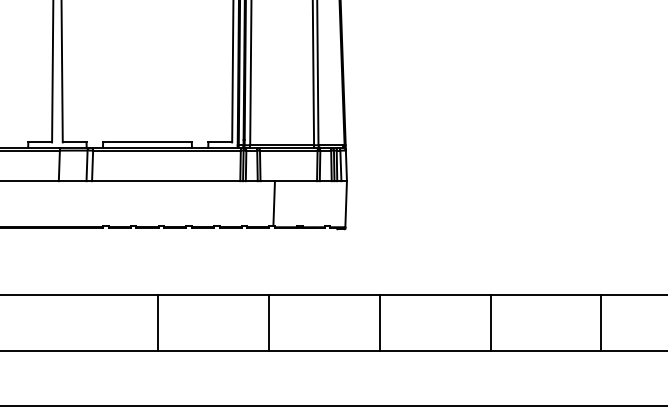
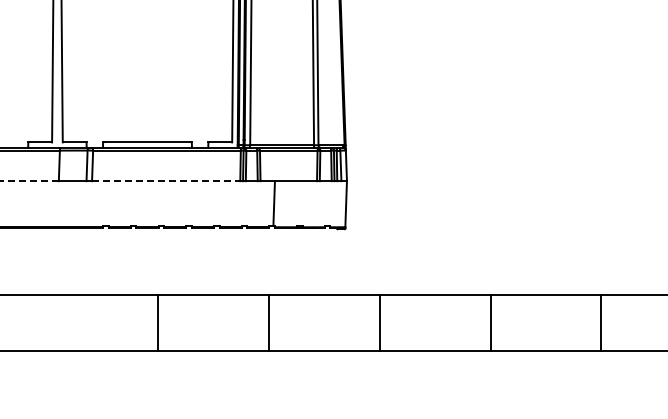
line: solid -> dashed (29, 181)
line: solid -> dashed (166, 181)
line: present -> none (333, 406)
